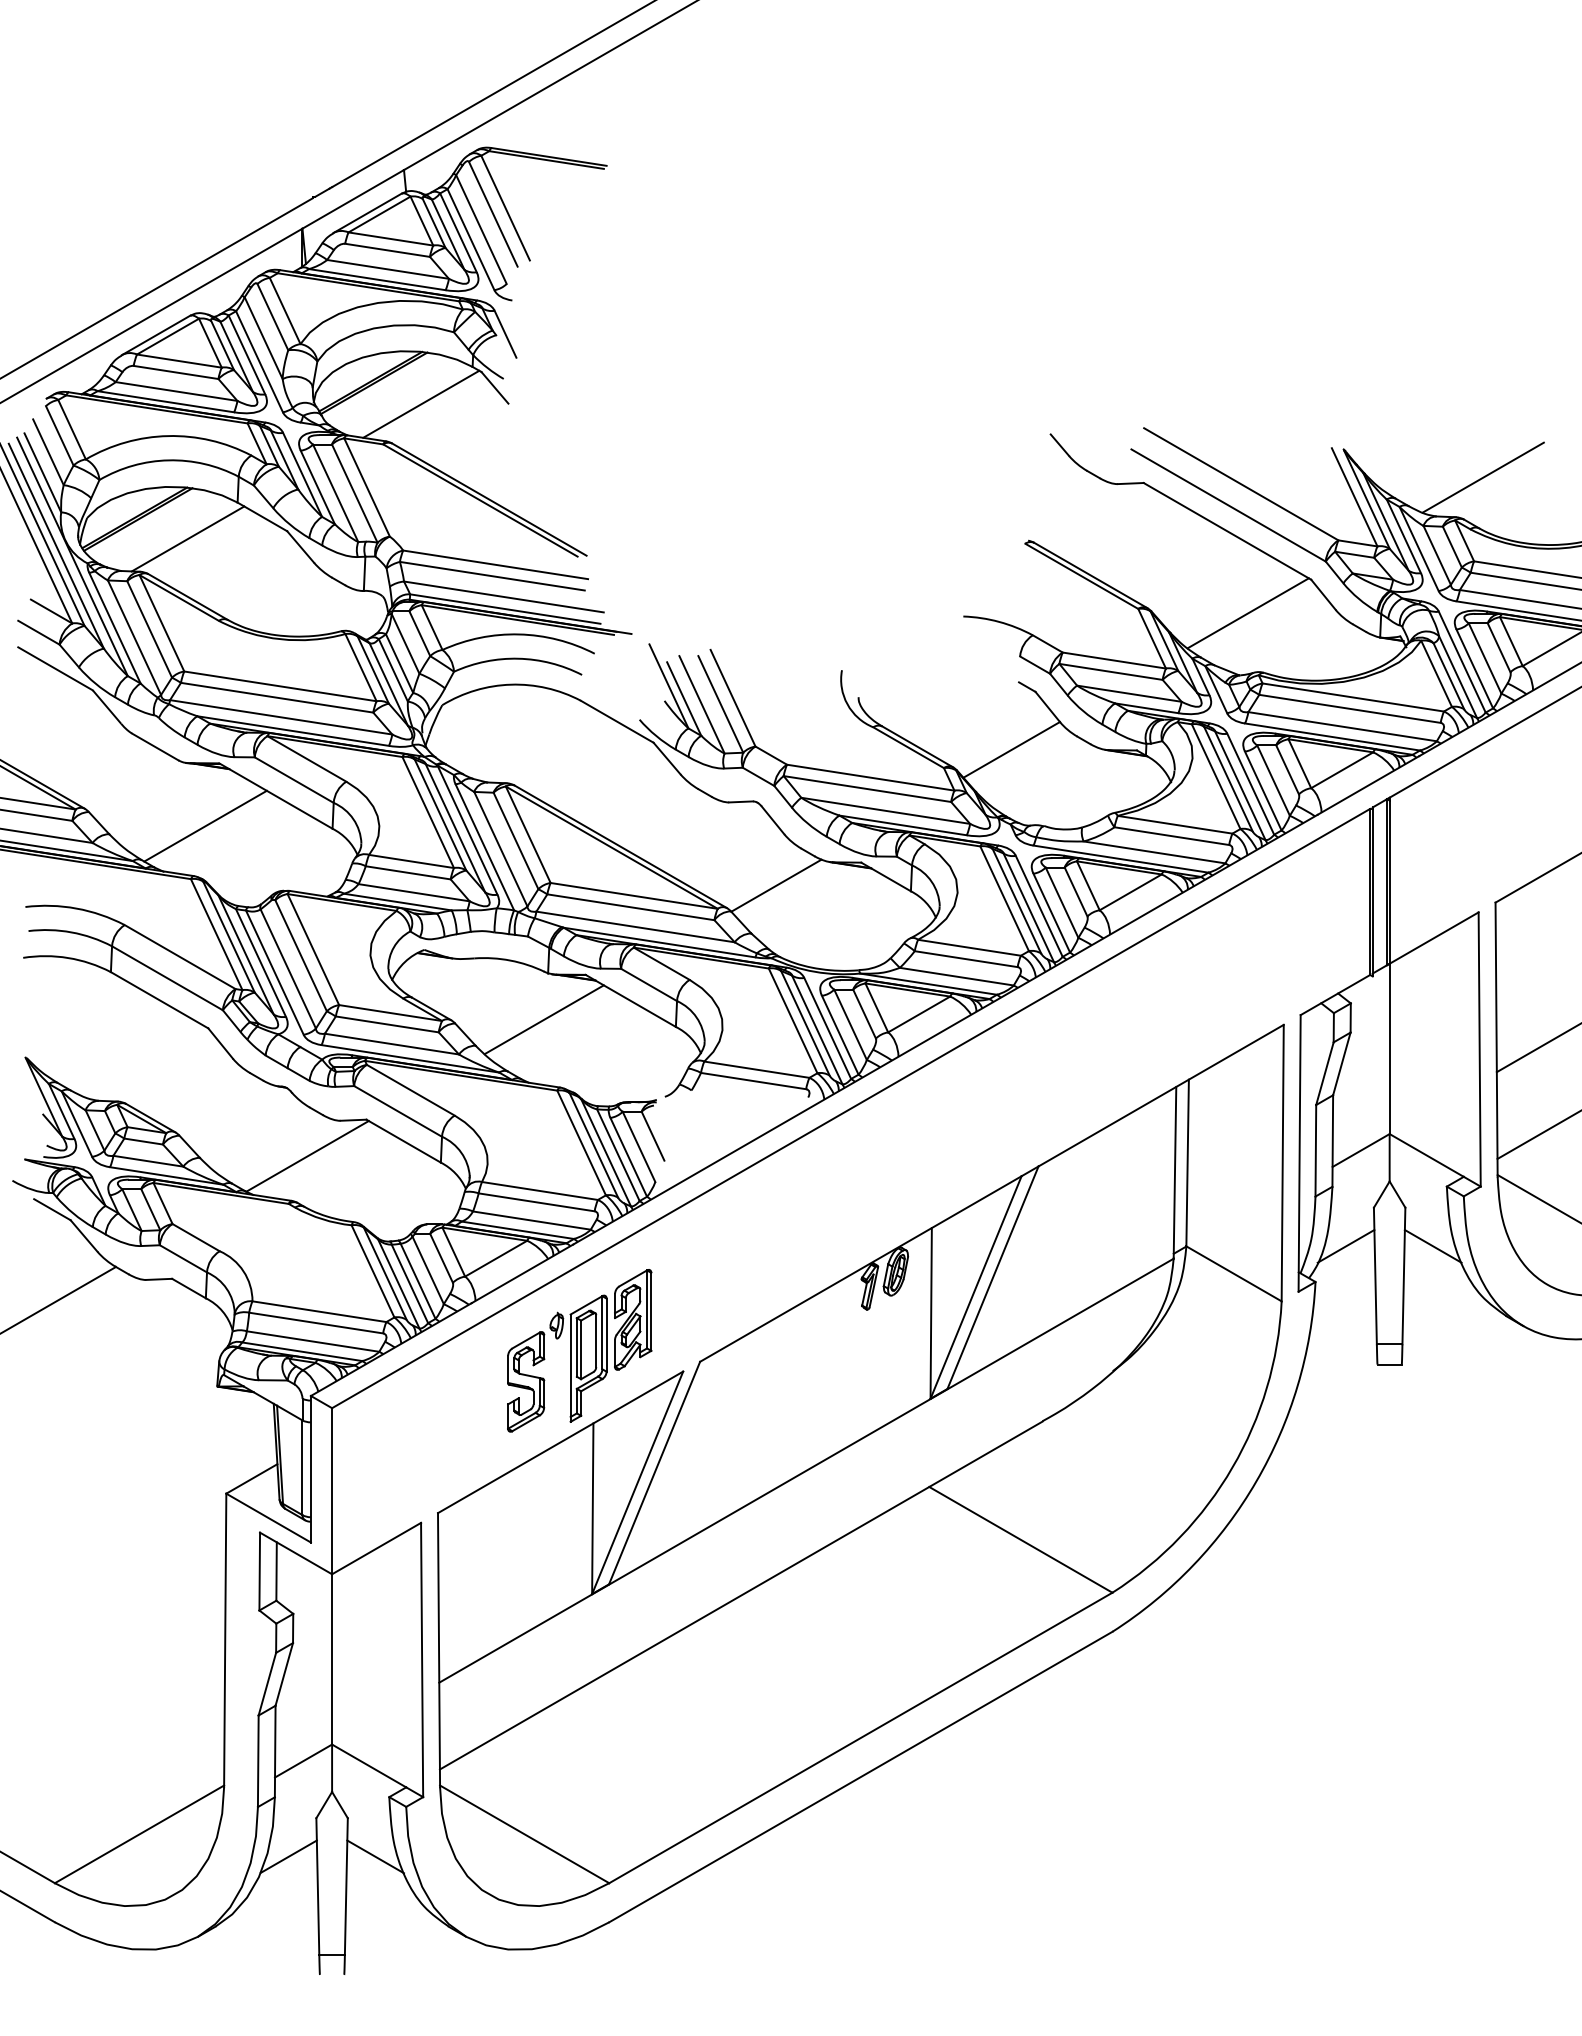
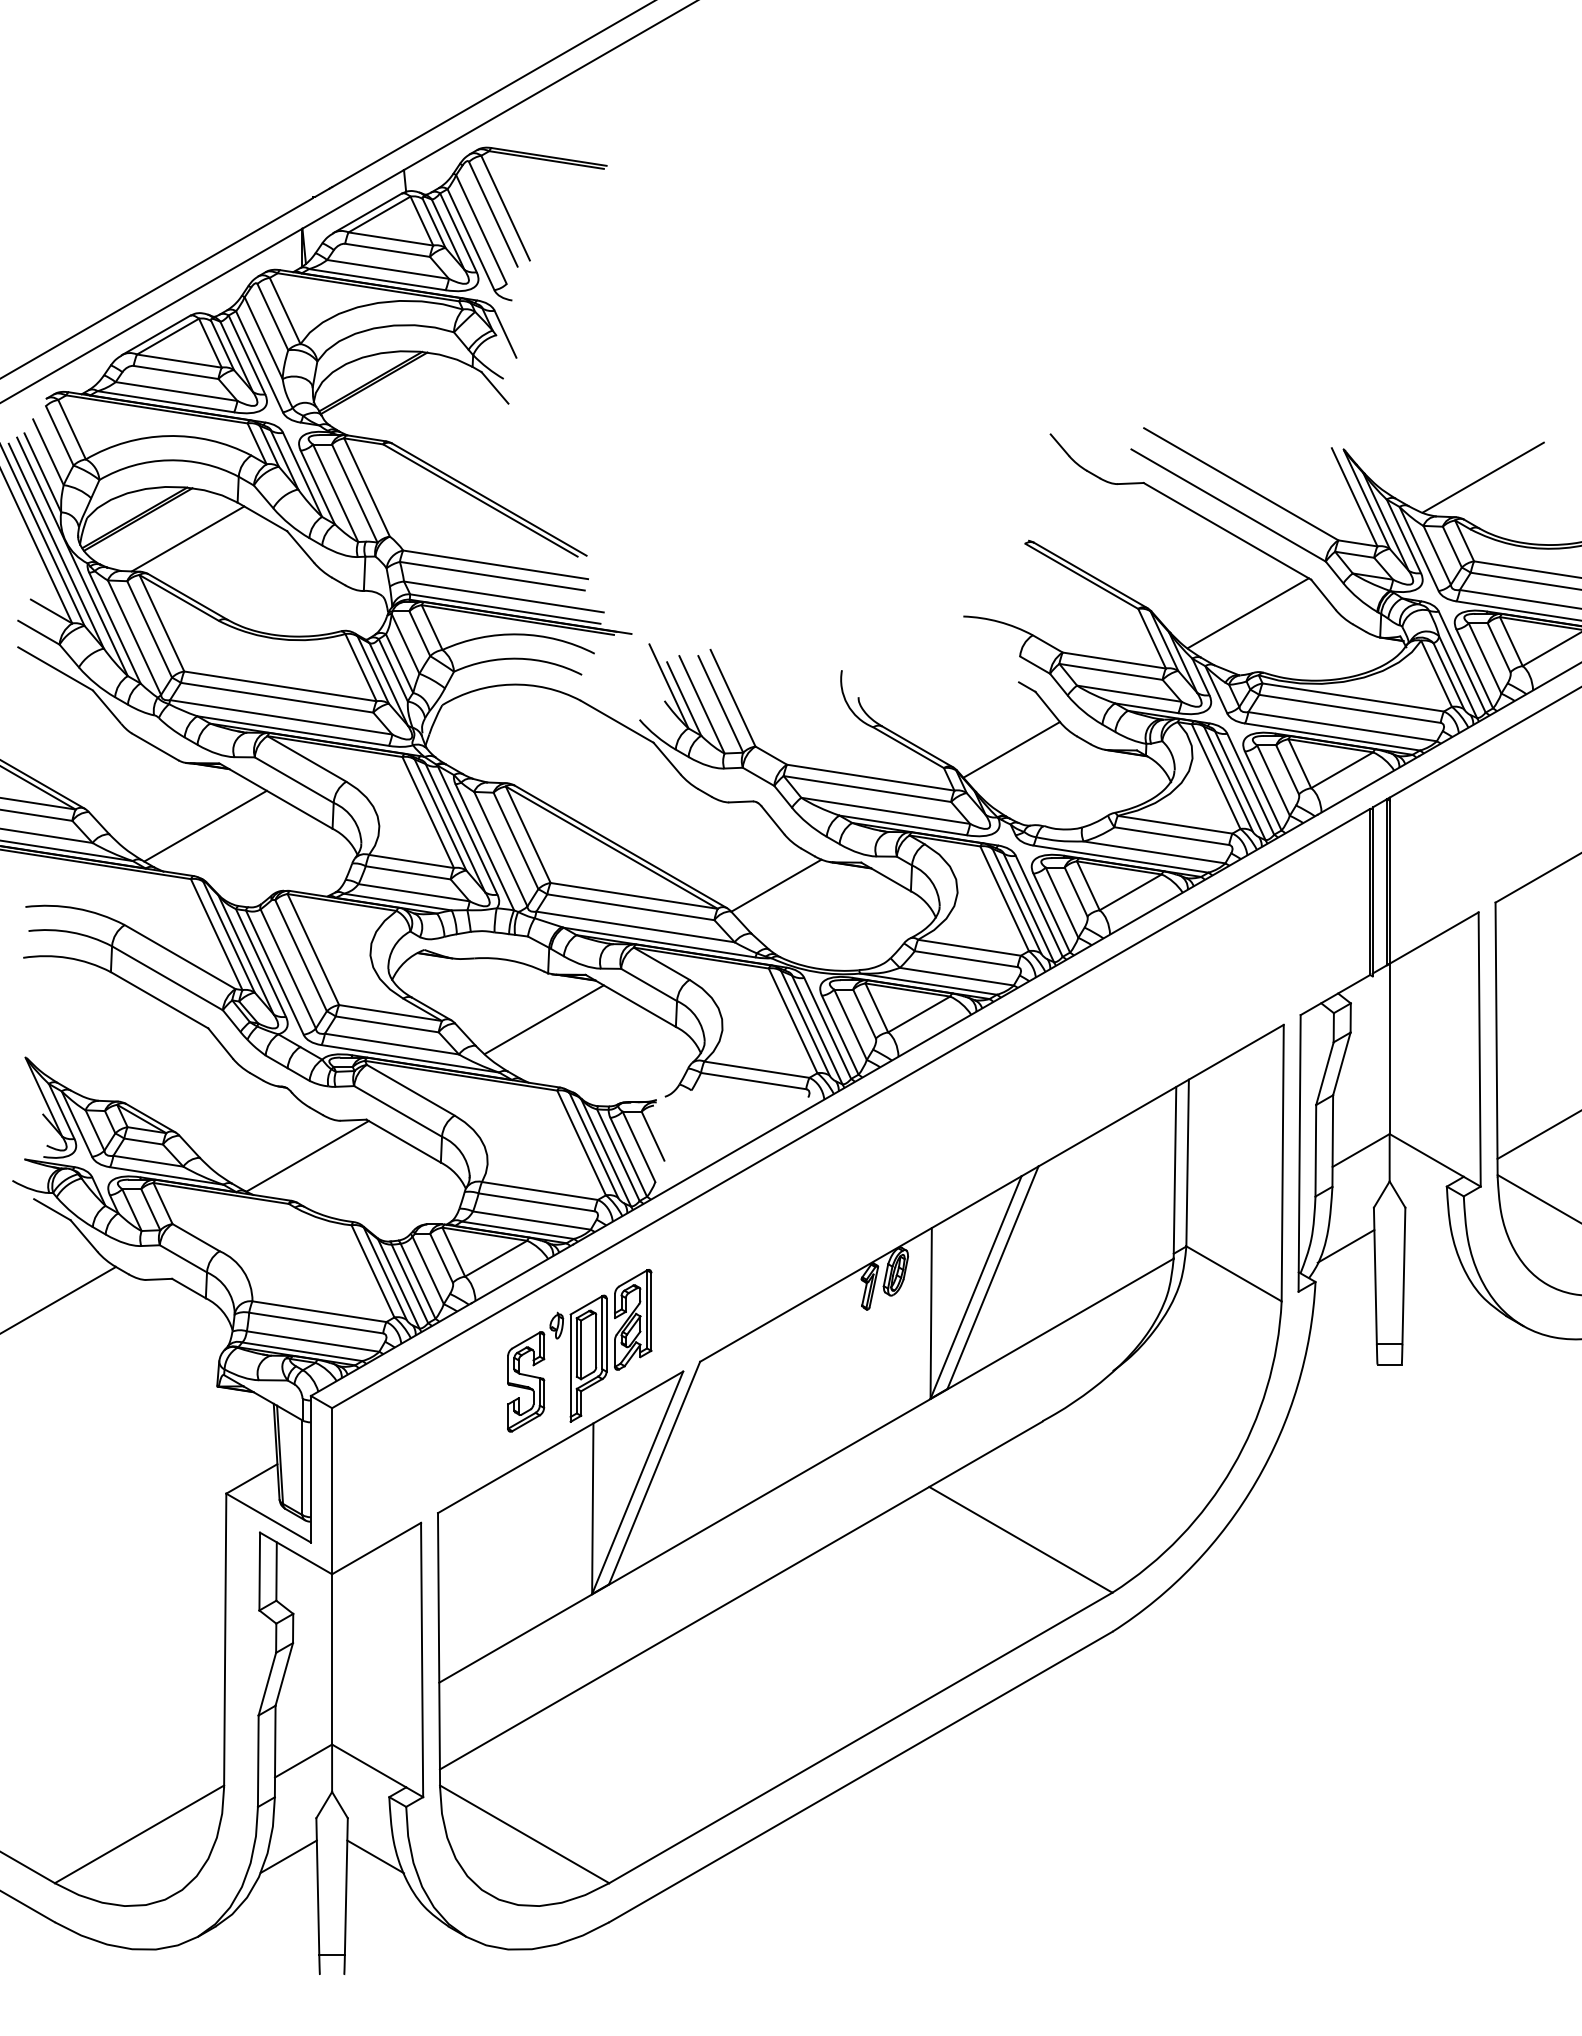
line: present -> none (421, 403)
line: present -> none (1537, 1048)
line: present -> none (1432, 1246)
